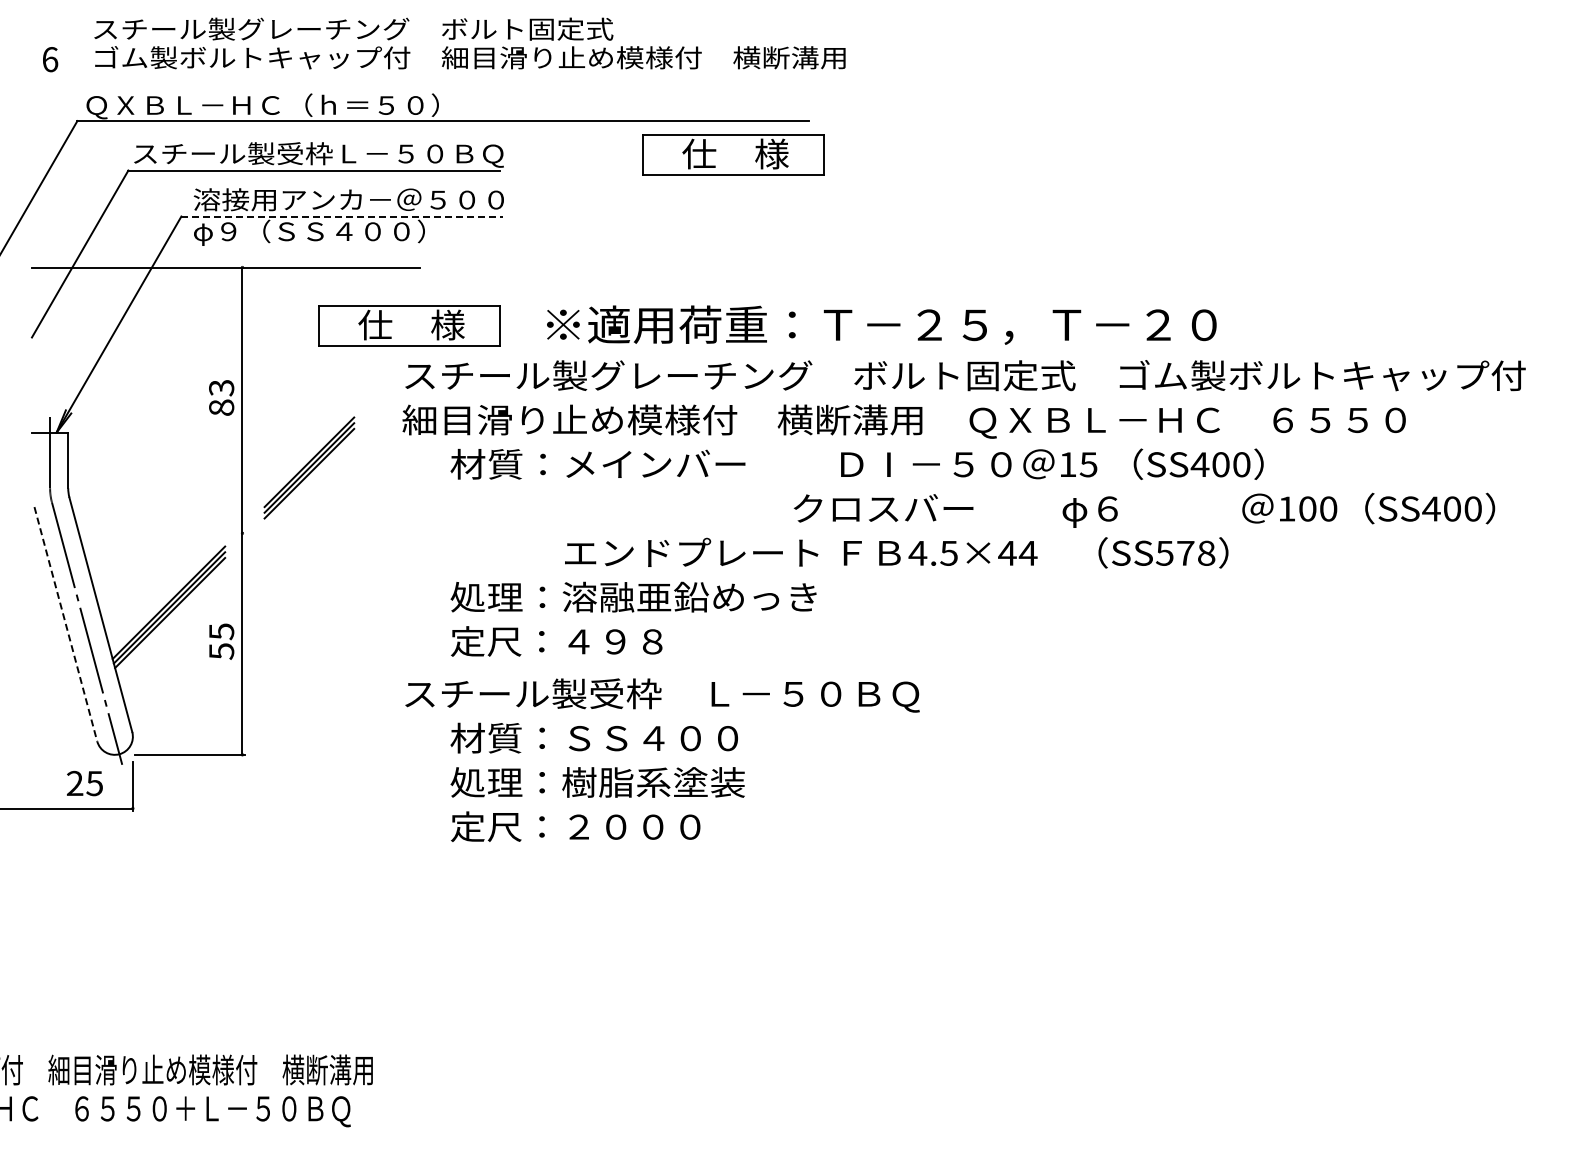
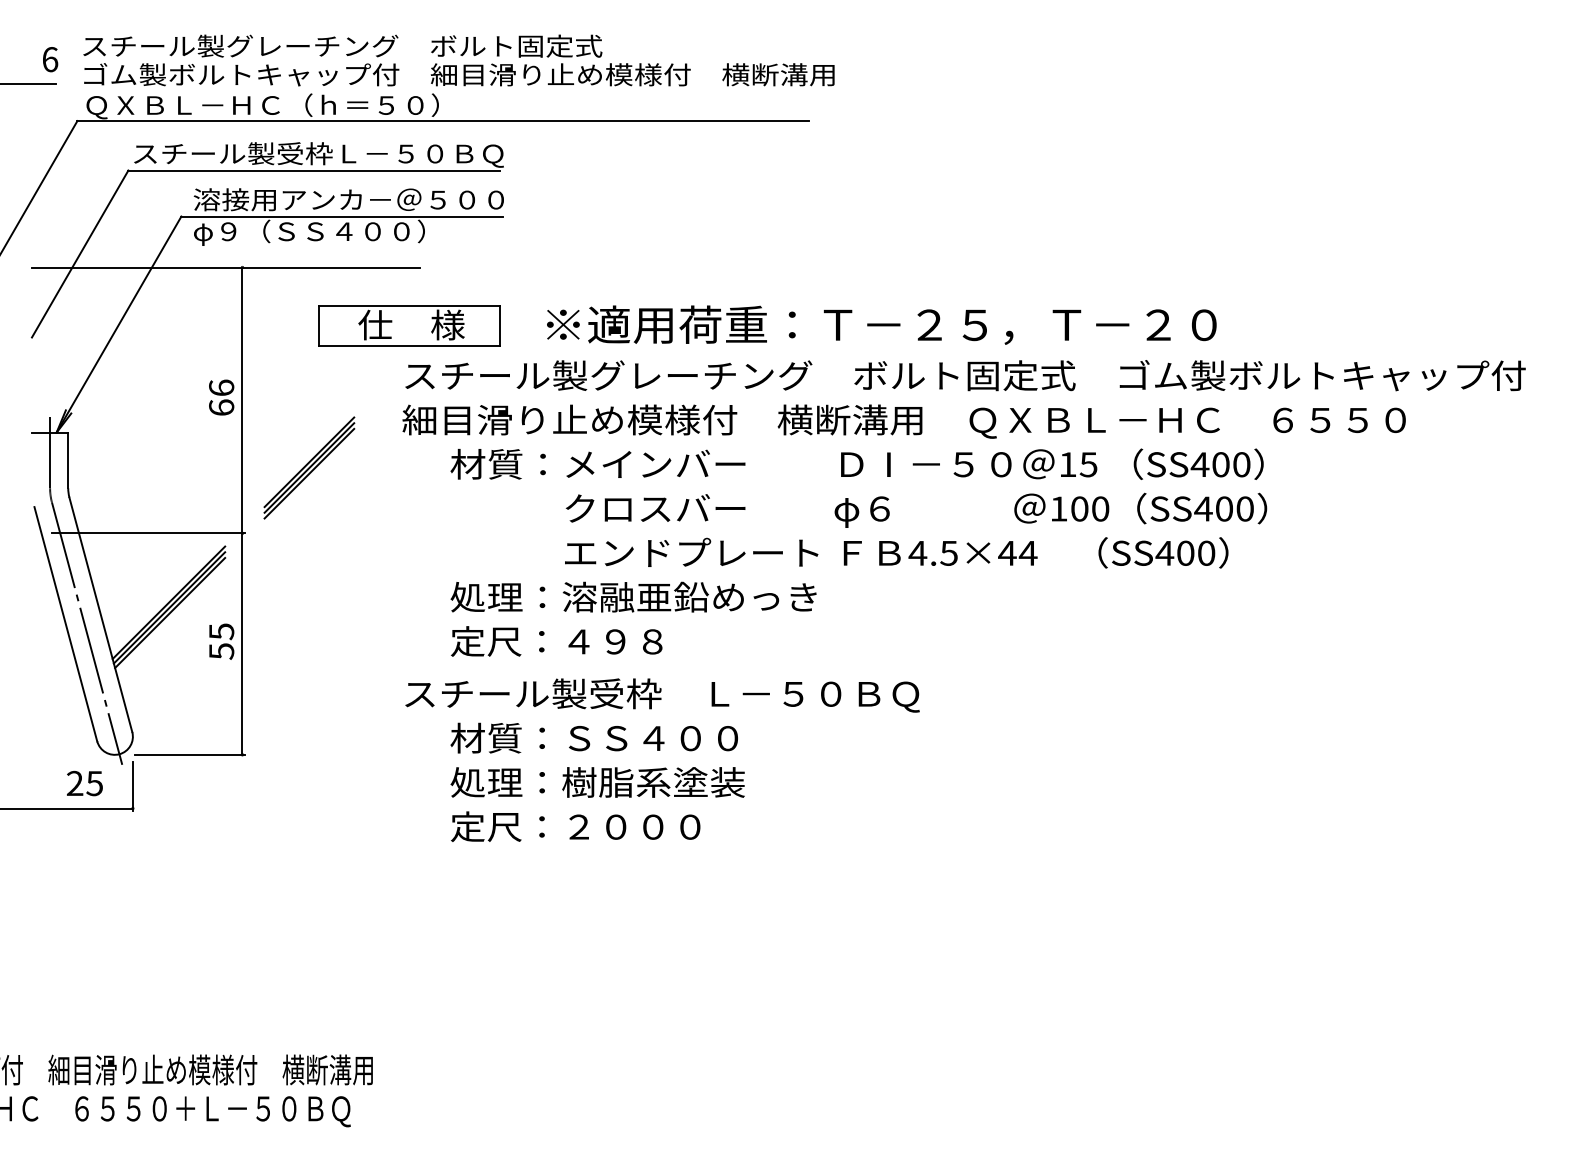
text position: (469, 43) -> (458, 60) (458, 60)
line: none -> present (28, 84)
part: present -> none (733, 154)
line: dashed -> solid (342, 216)
text: 83 -> 66 (221, 397)
text position: (1144, 509) -> (916, 509) (916, 509)
line: none -> present (148, 533)
text: SS578 -> SS400 (1185, 552)
line: dashed -> solid (65, 624)
